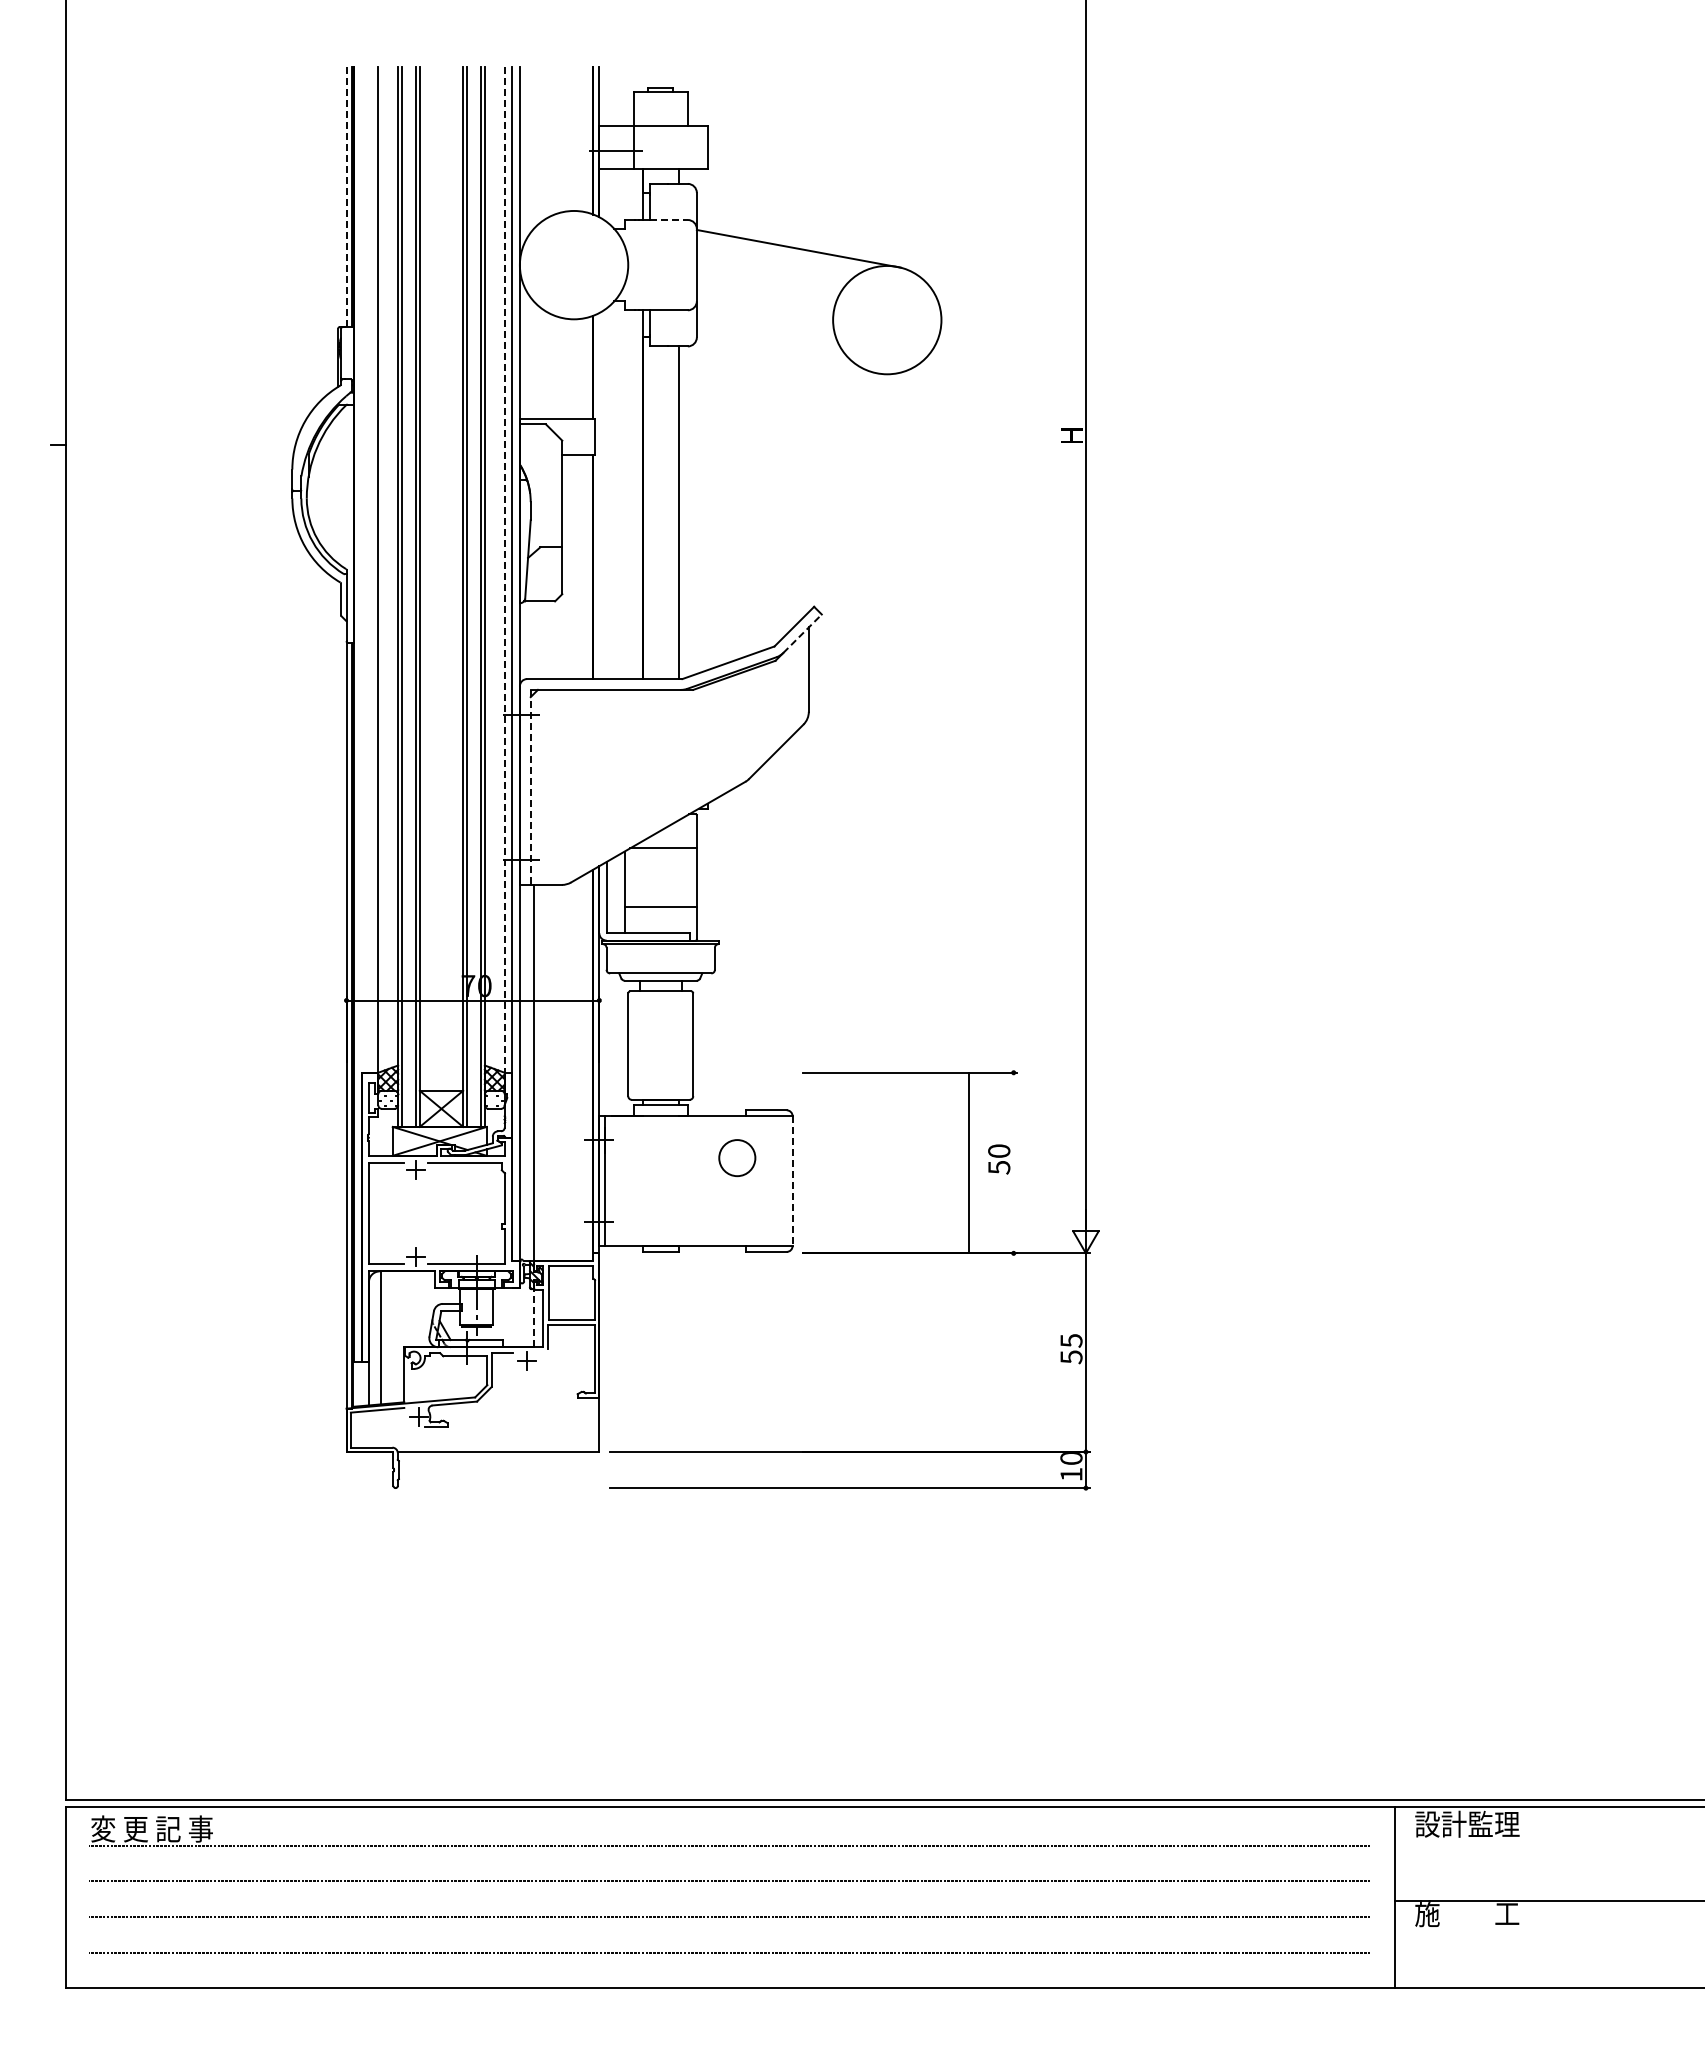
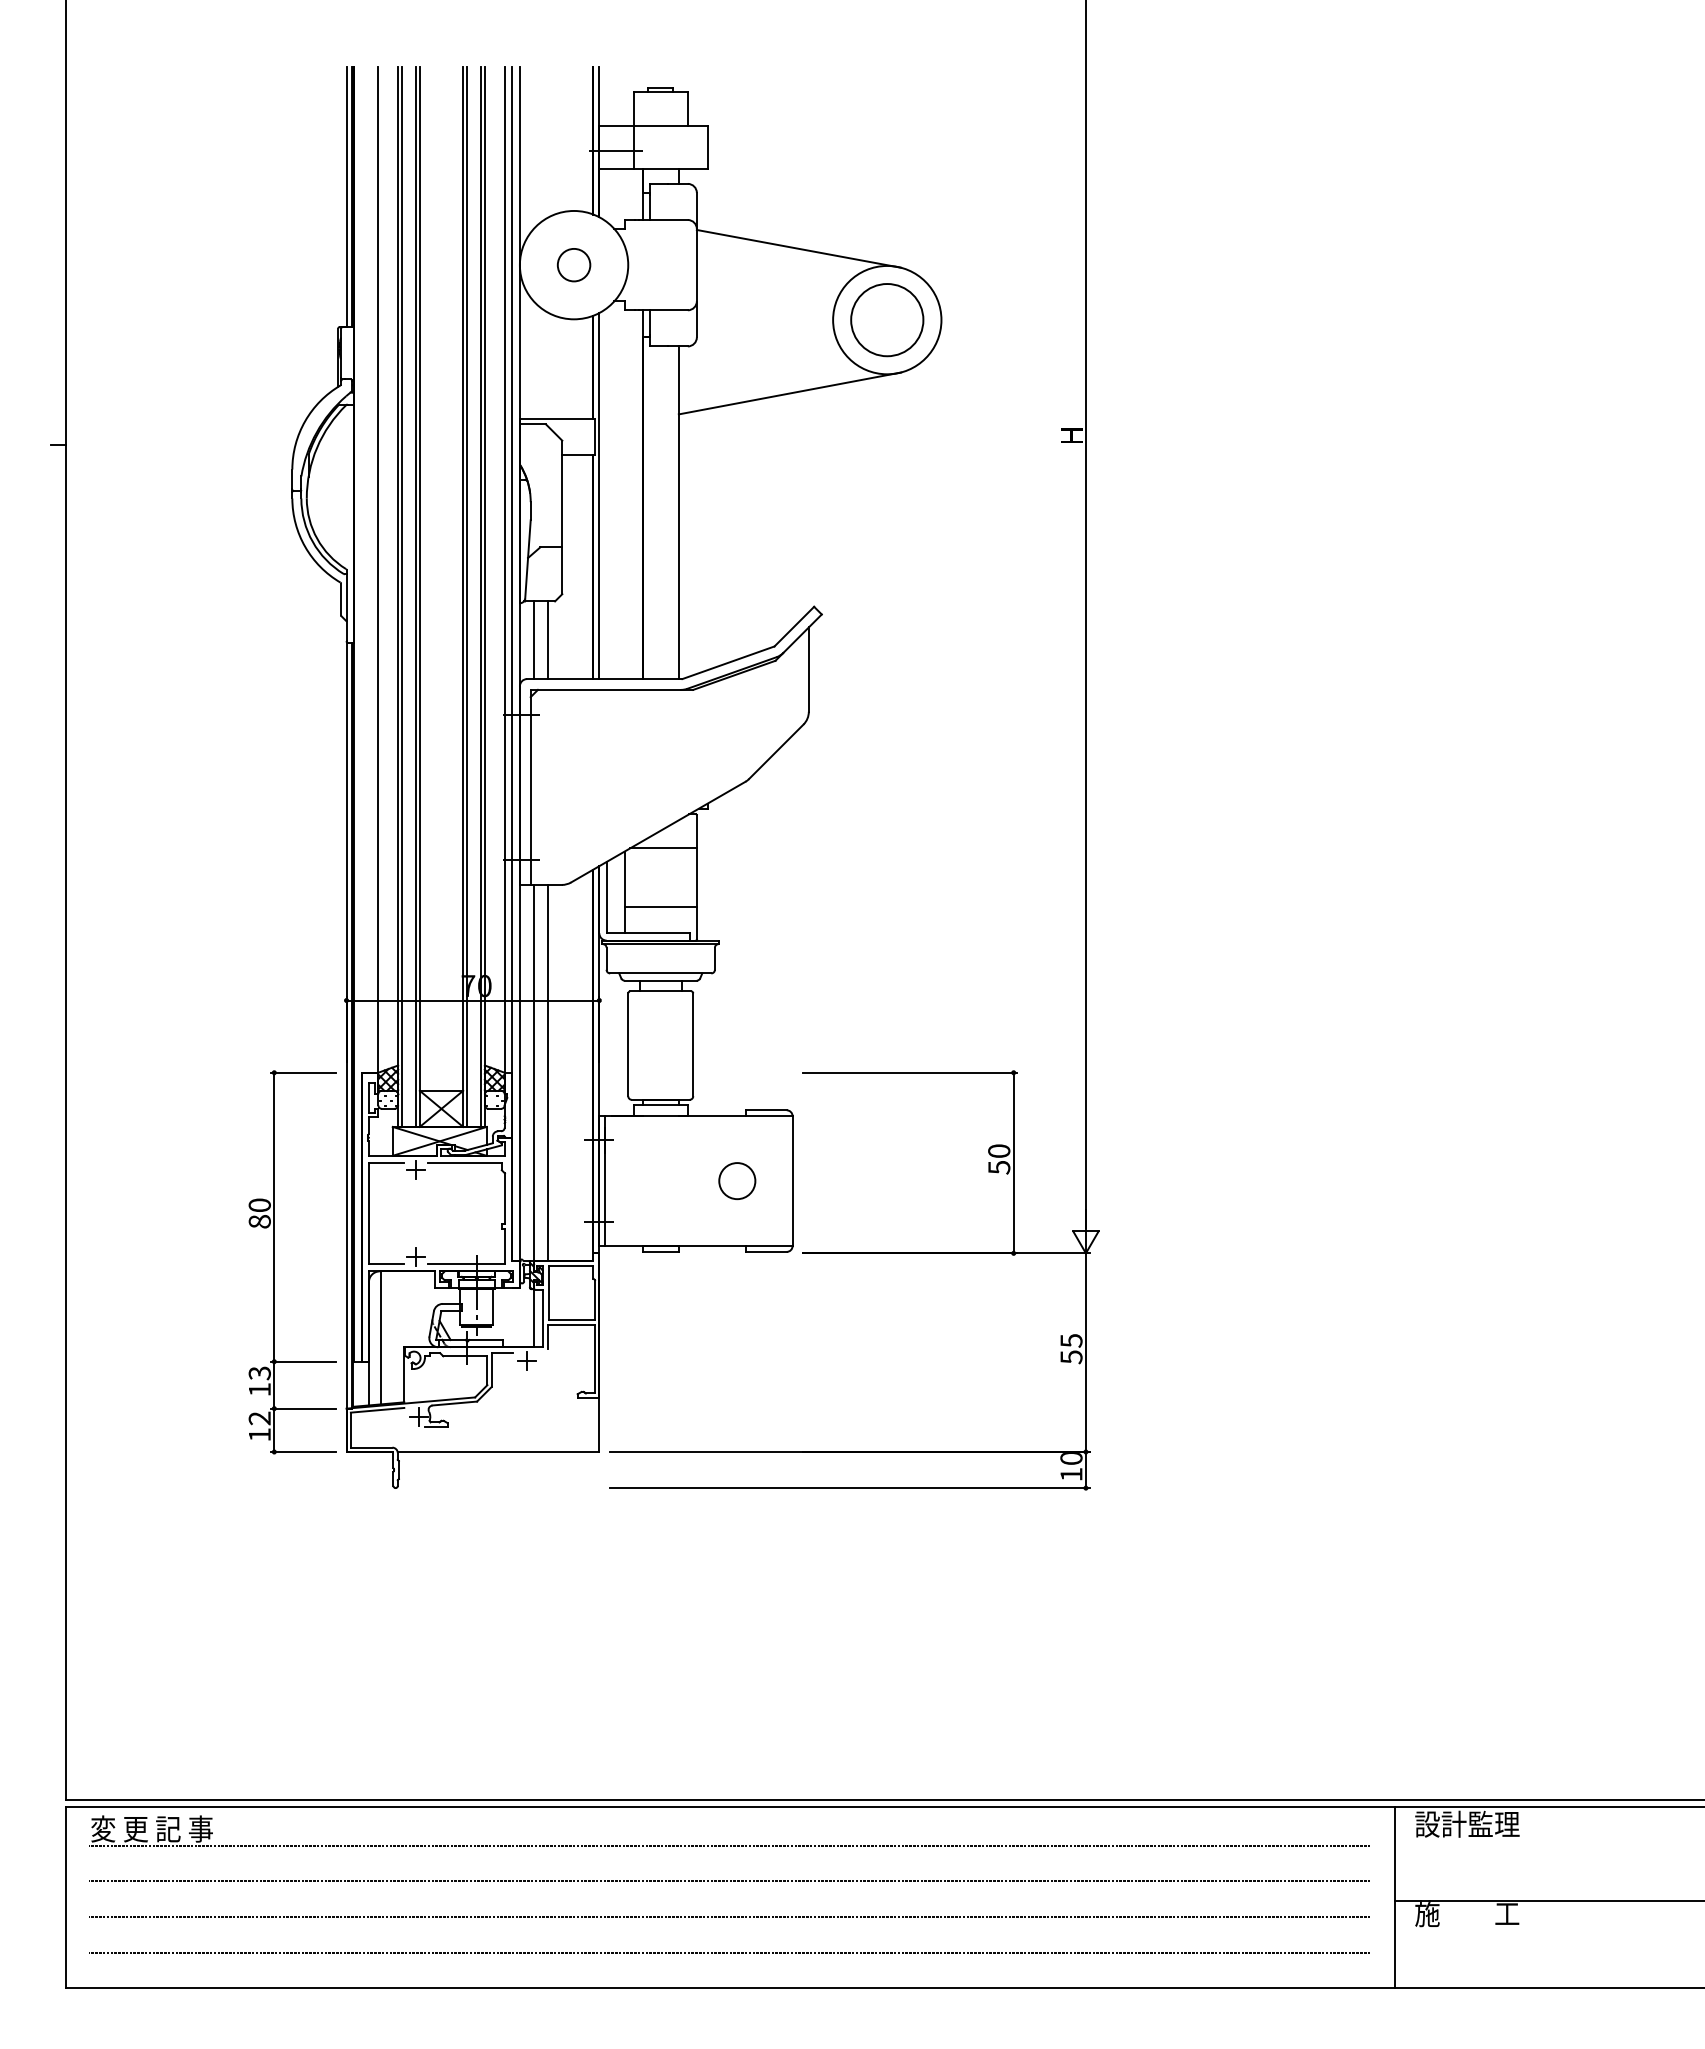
line: dashed -> solid (346, 197)
line: dashed -> solid (668, 220)
circle: none -> present (573, 265)
circle: none -> present (887, 320)
line: none -> present (789, 393)
line: none -> present (599, 496)
line: dashed -> solid (504, 571)
line: dashed -> solid (802, 633)
line: none -> present (534, 640)
line: none -> present (548, 640)
line: dashed -> solid (530, 787)
line: none -> present (548, 1072)
circle position: (737, 1158) -> (737, 1181) (737, 1181)
line position: (968, 1162) -> (1013, 1162) (1013, 1162)
line: dashed -> solid (792, 1181)
part: none -> present (274, 1262)
line: dashed -> solid (533, 1317)
